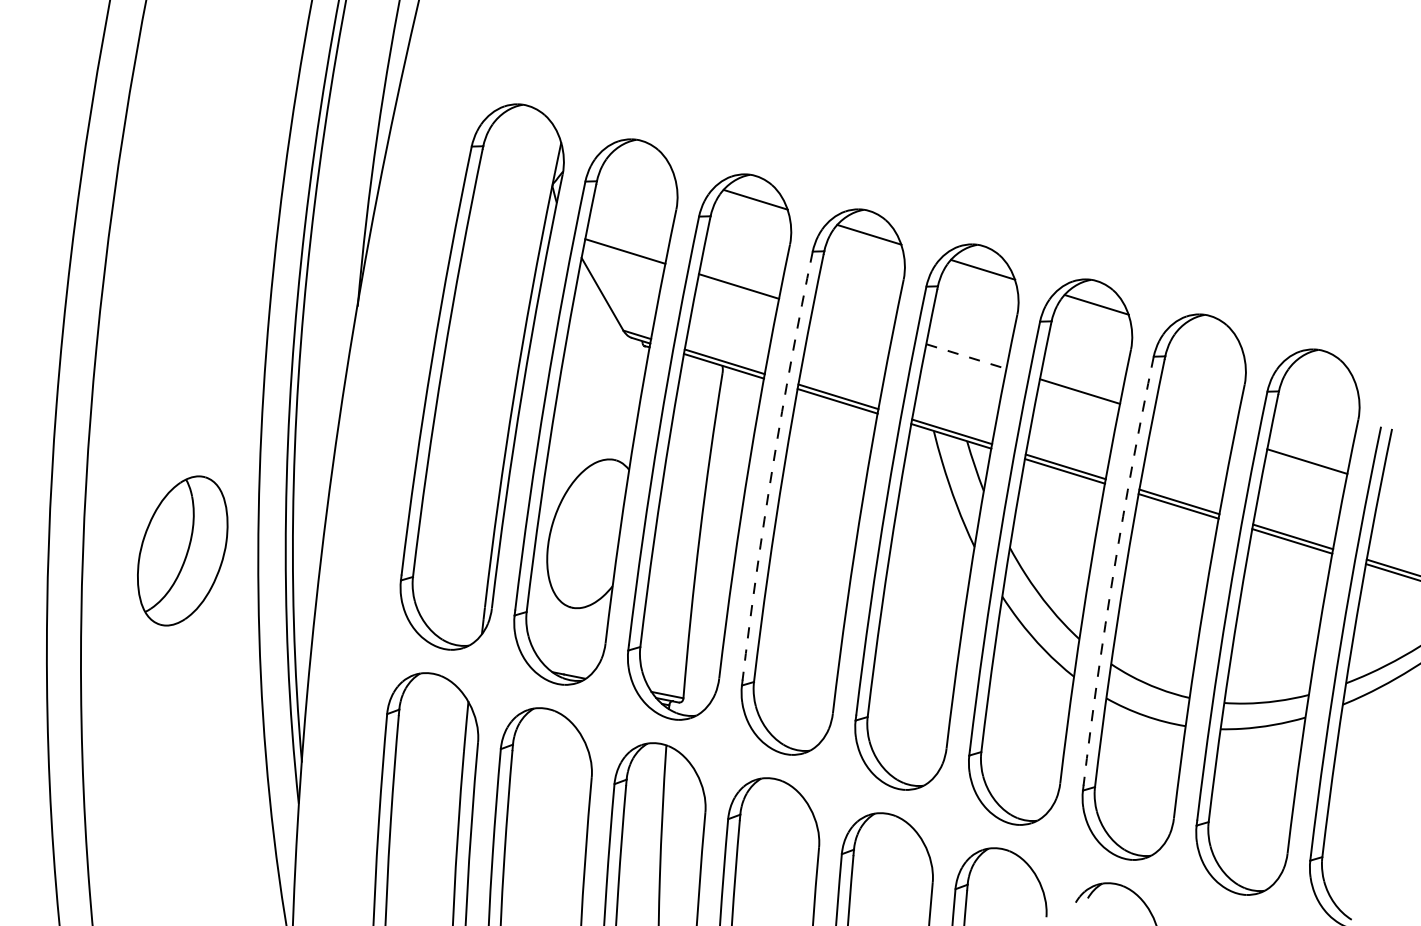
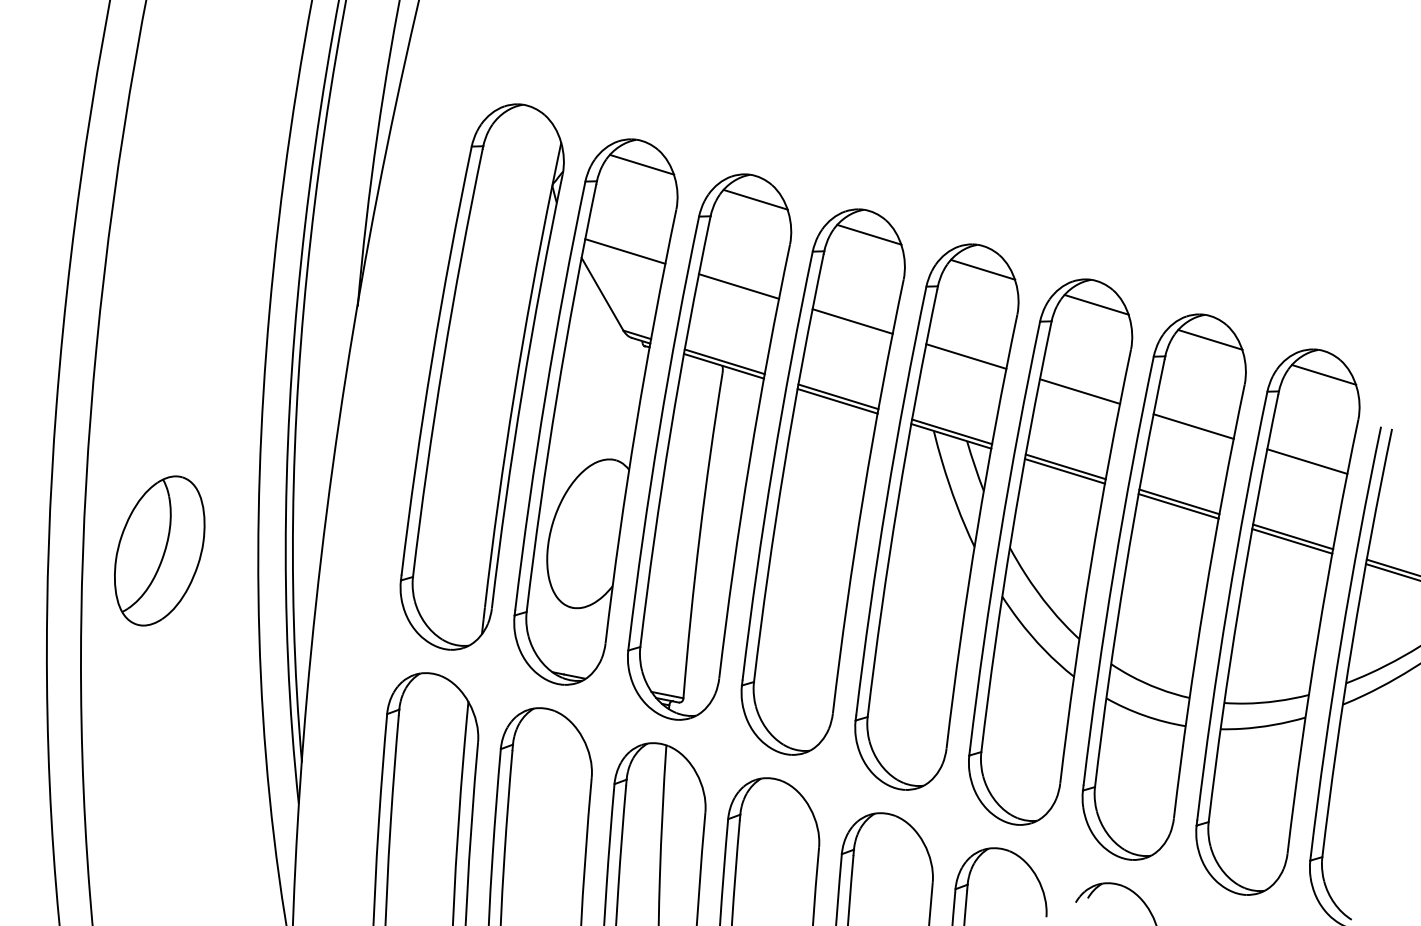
line: none -> present (642, 164)
line: none -> present (852, 321)
line: none -> present (1210, 339)
line: dashed -> solid (966, 356)
line: none -> present (1324, 374)
line: none -> present (1193, 426)
arc: dashed -> solid (773, 465)
part position: (182, 550) -> (159, 550) (159, 550)
arc: dashed -> solid (1114, 570)
